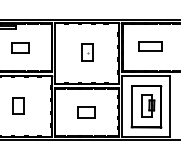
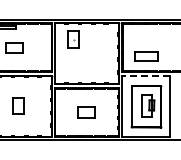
part position: (150, 46) -> (146, 56) (146, 56)
part position: (20, 47) -> (14, 47) (14, 47)
part position: (87, 52) -> (73, 39) (73, 39)
line: solid -> dashed (145, 76)
